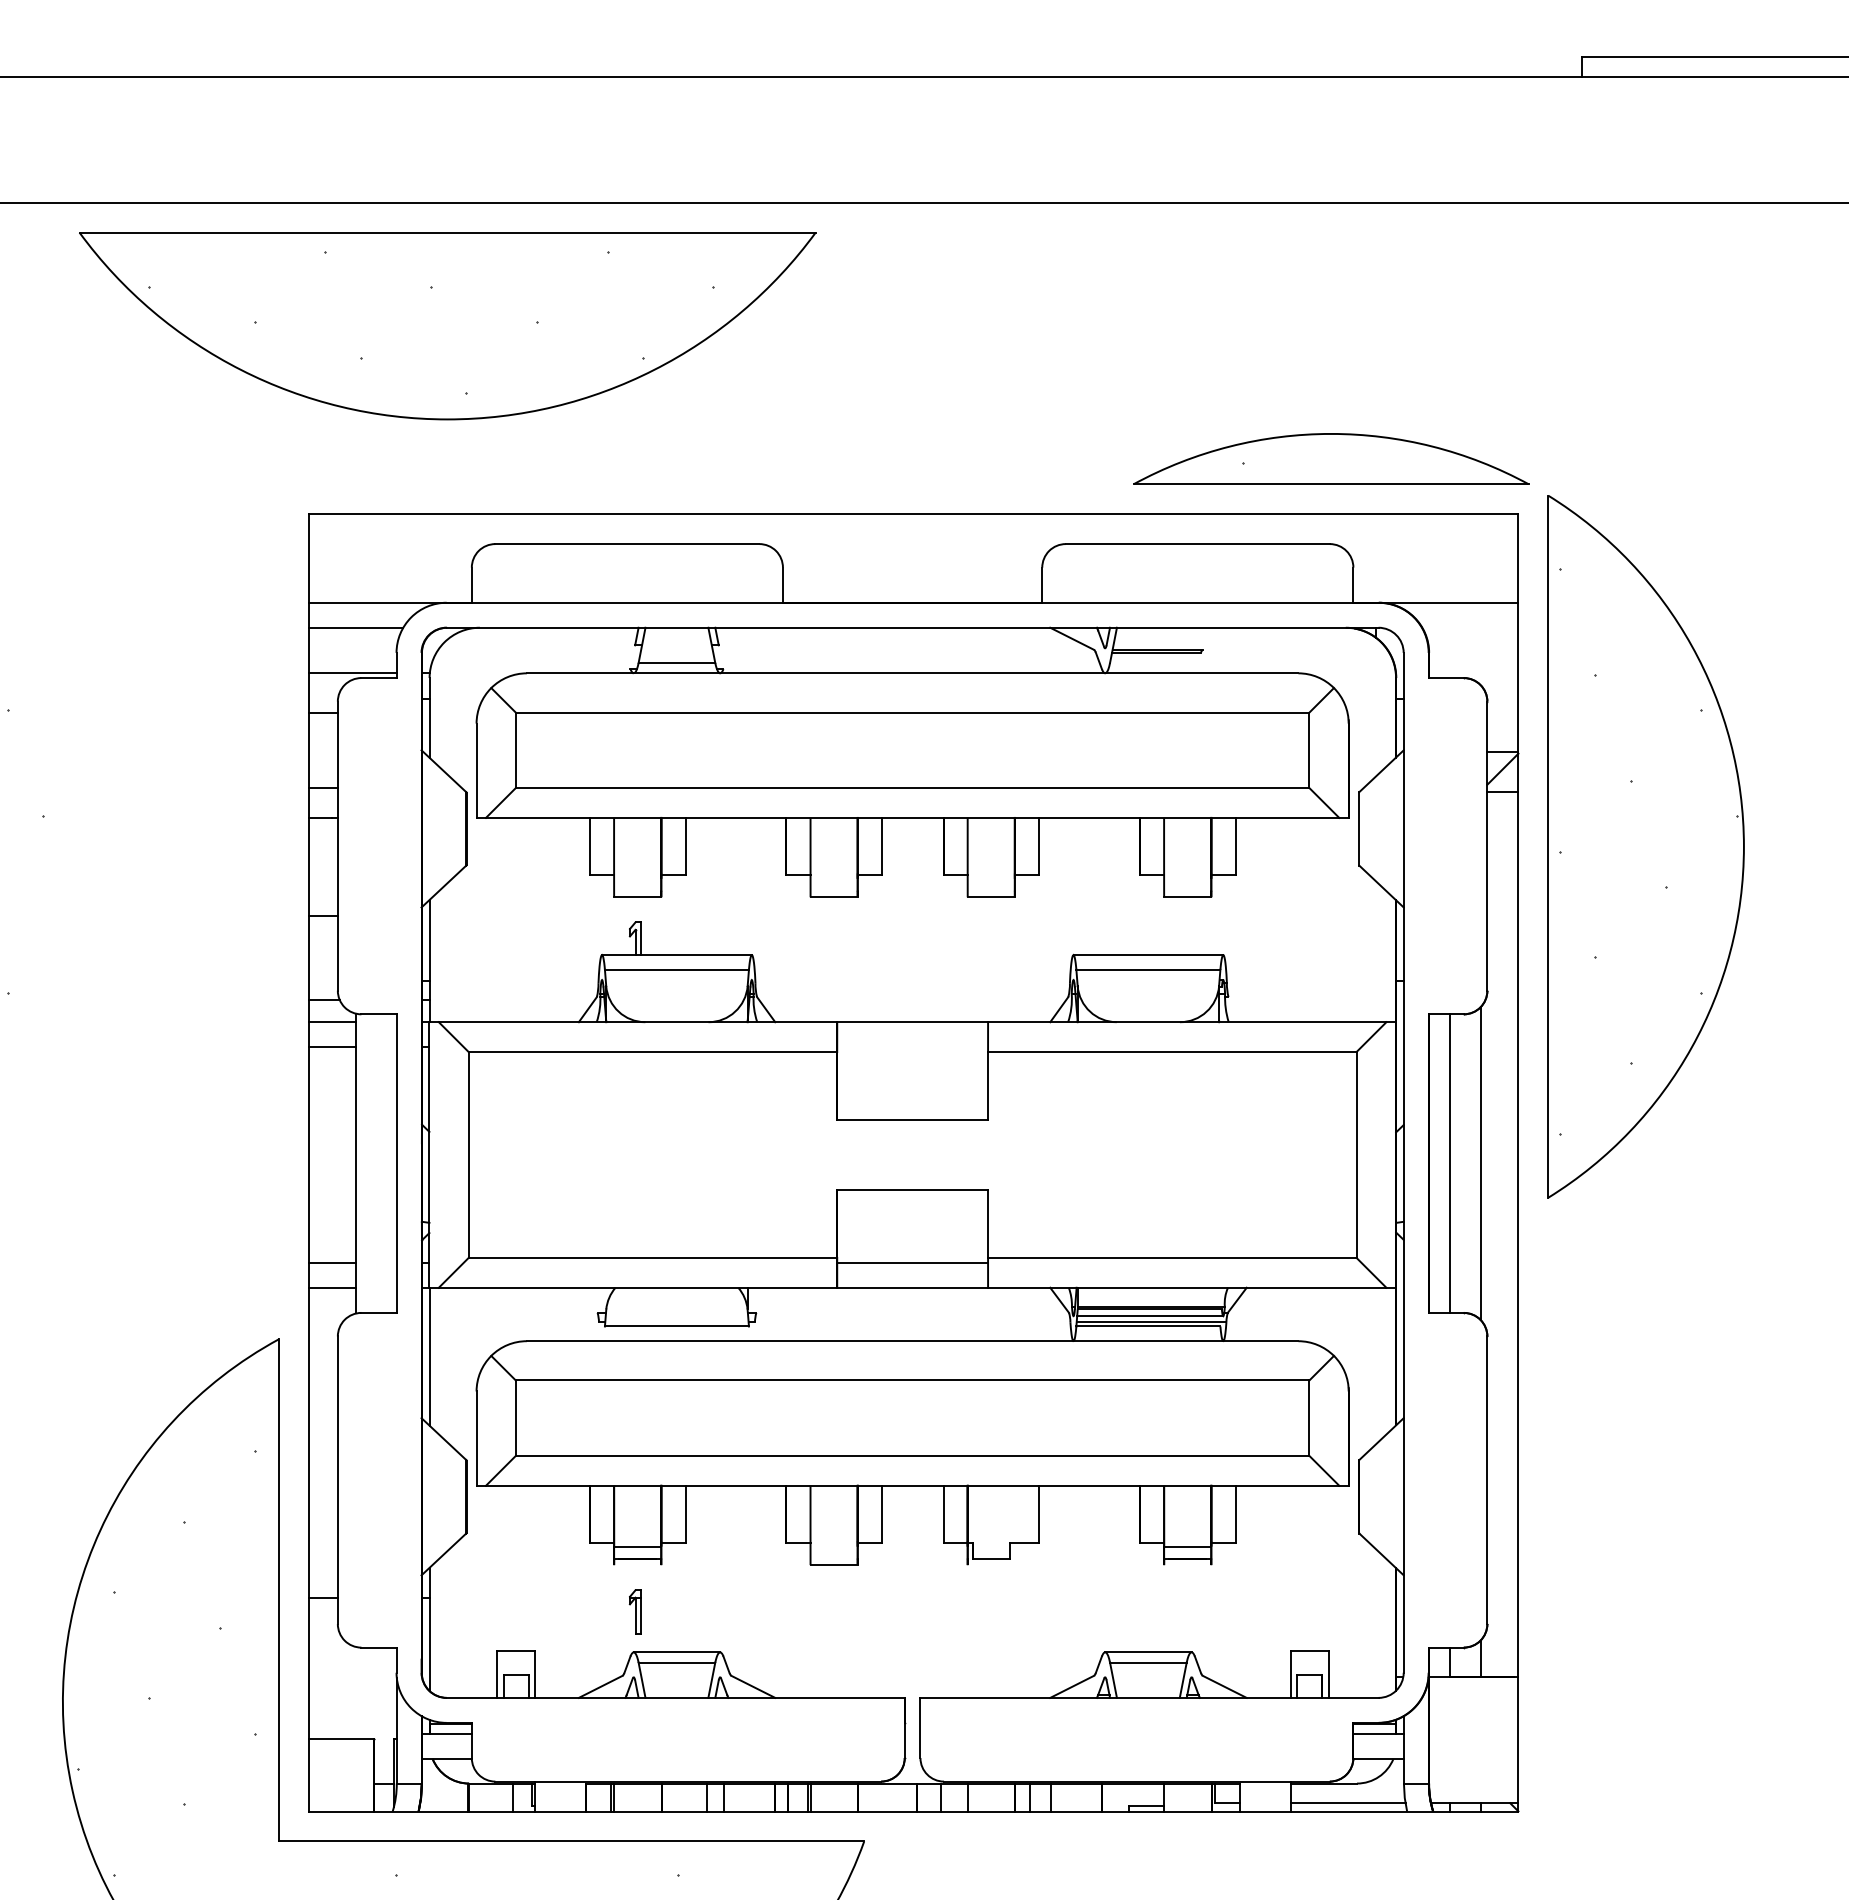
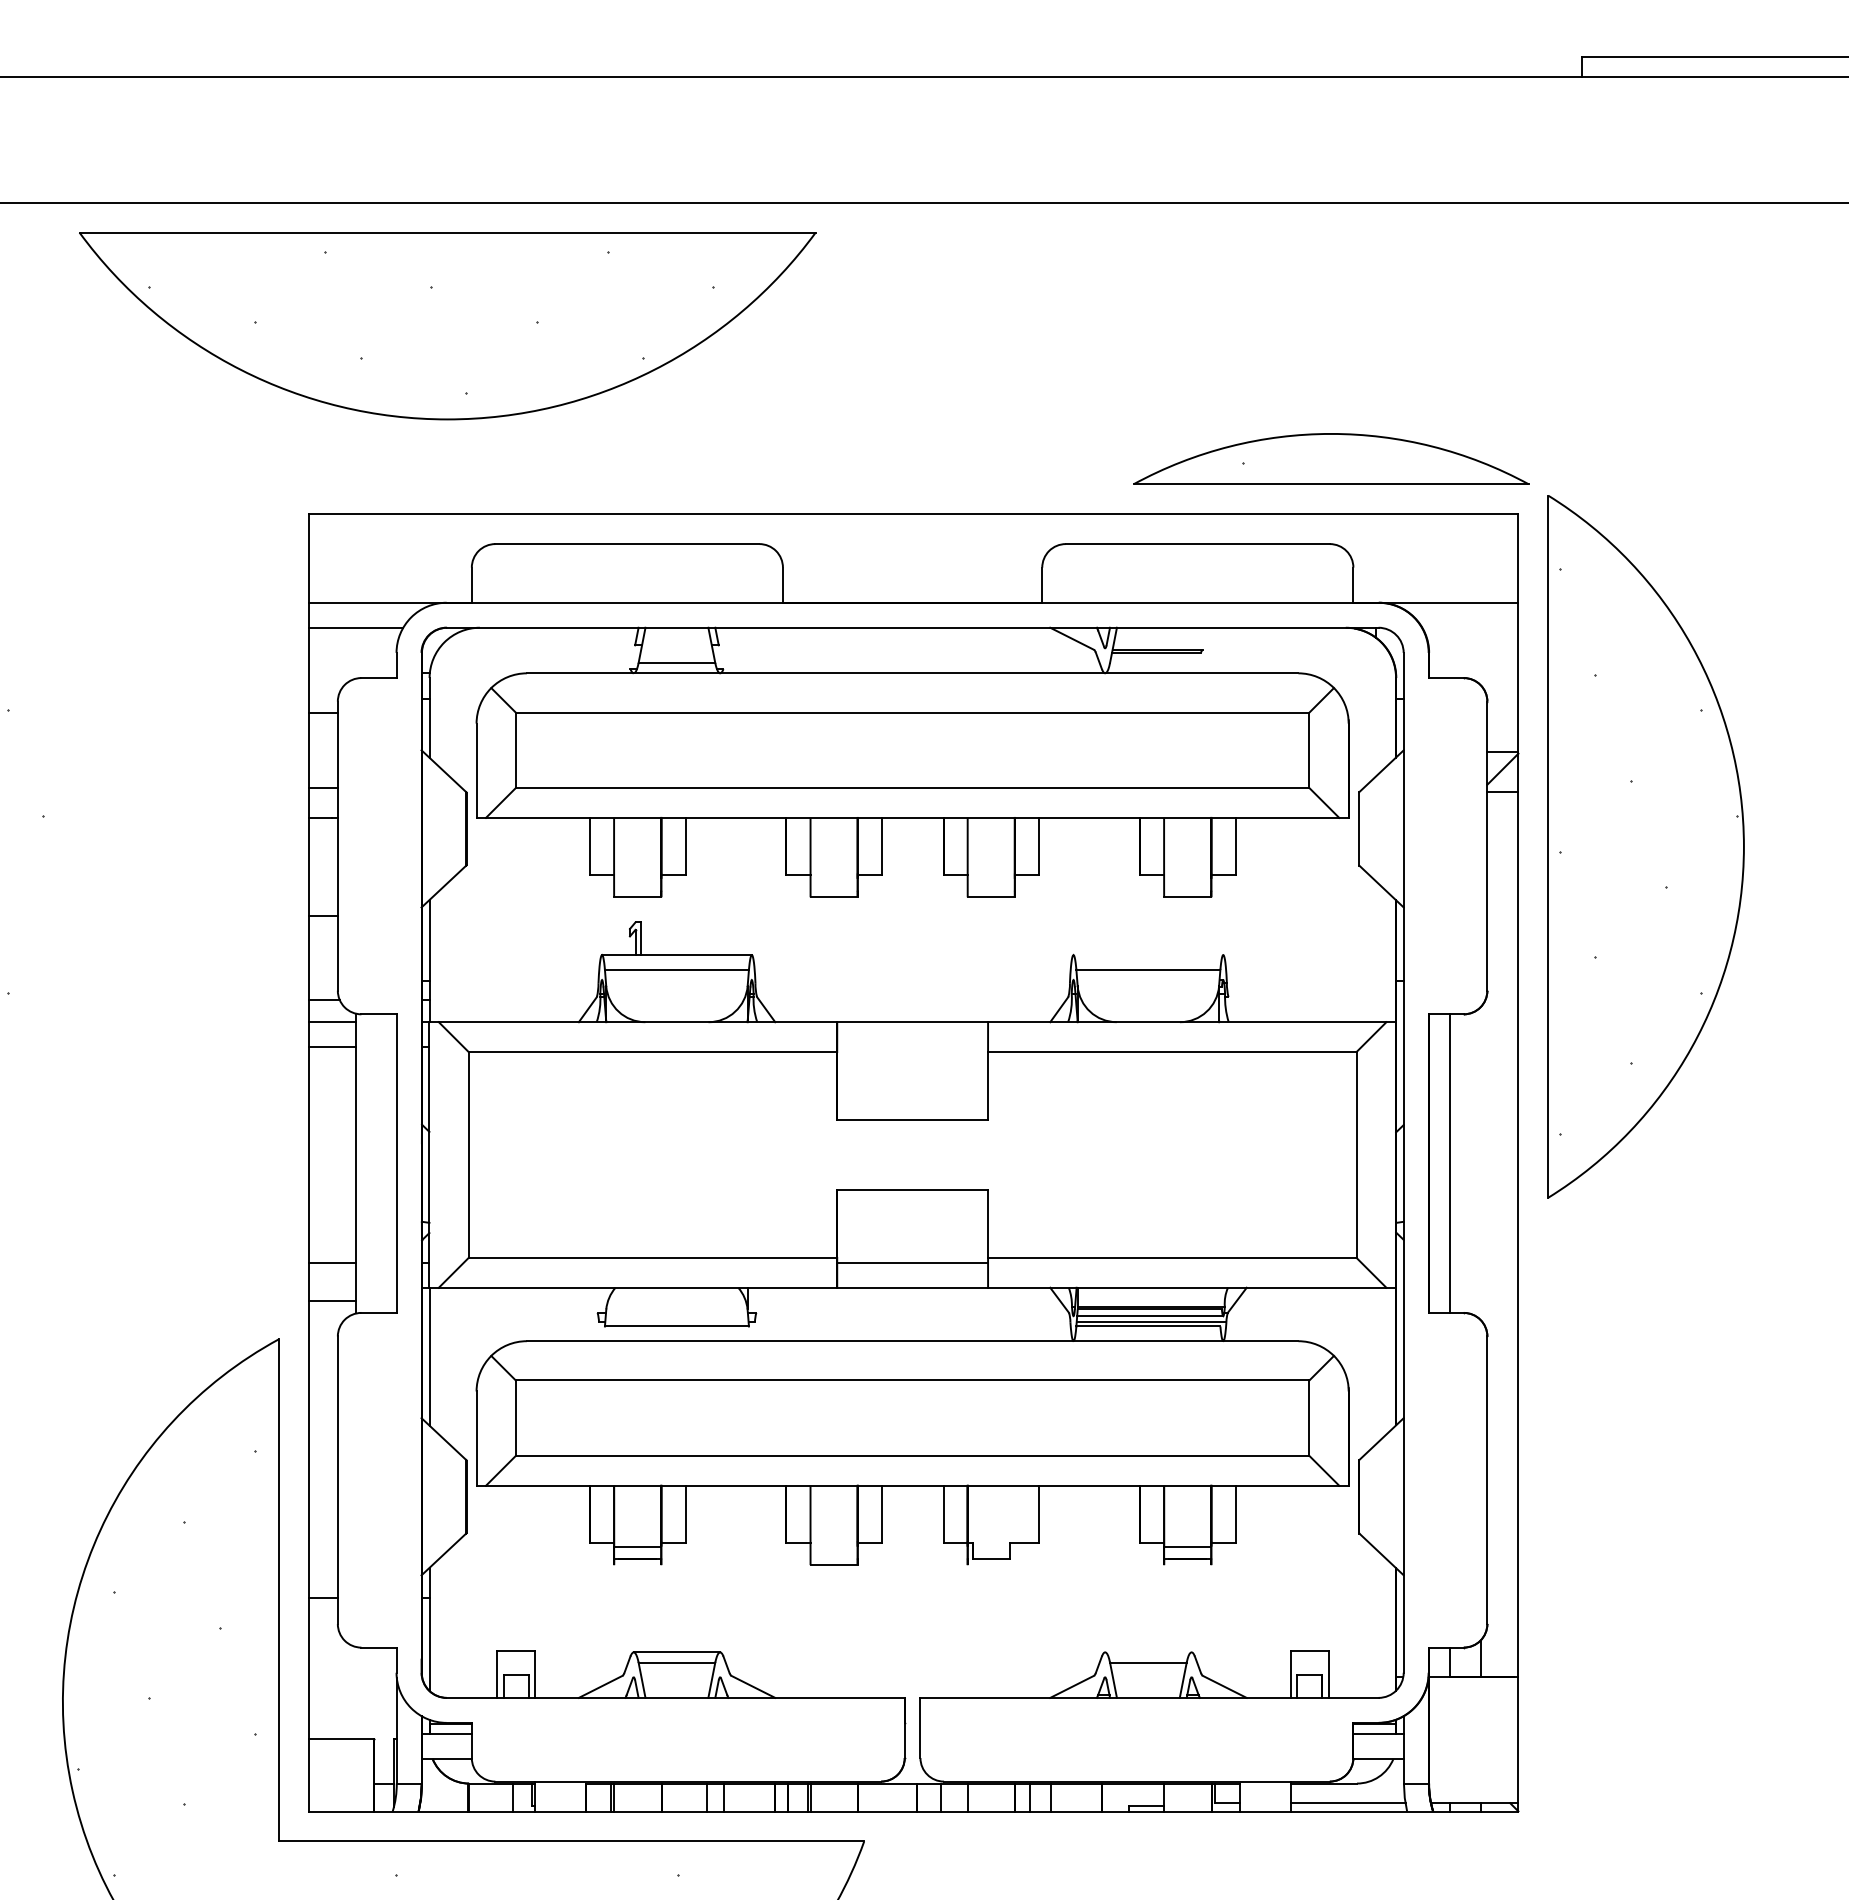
line: present -> none (352, 673)
line: present -> none (1148, 955)
line: present -> none (1480, 1163)
line position: (332, 1287) -> (332, 1300) (332, 1300)
part: present -> none (634, 1611)
line: present -> none (1148, 1652)
